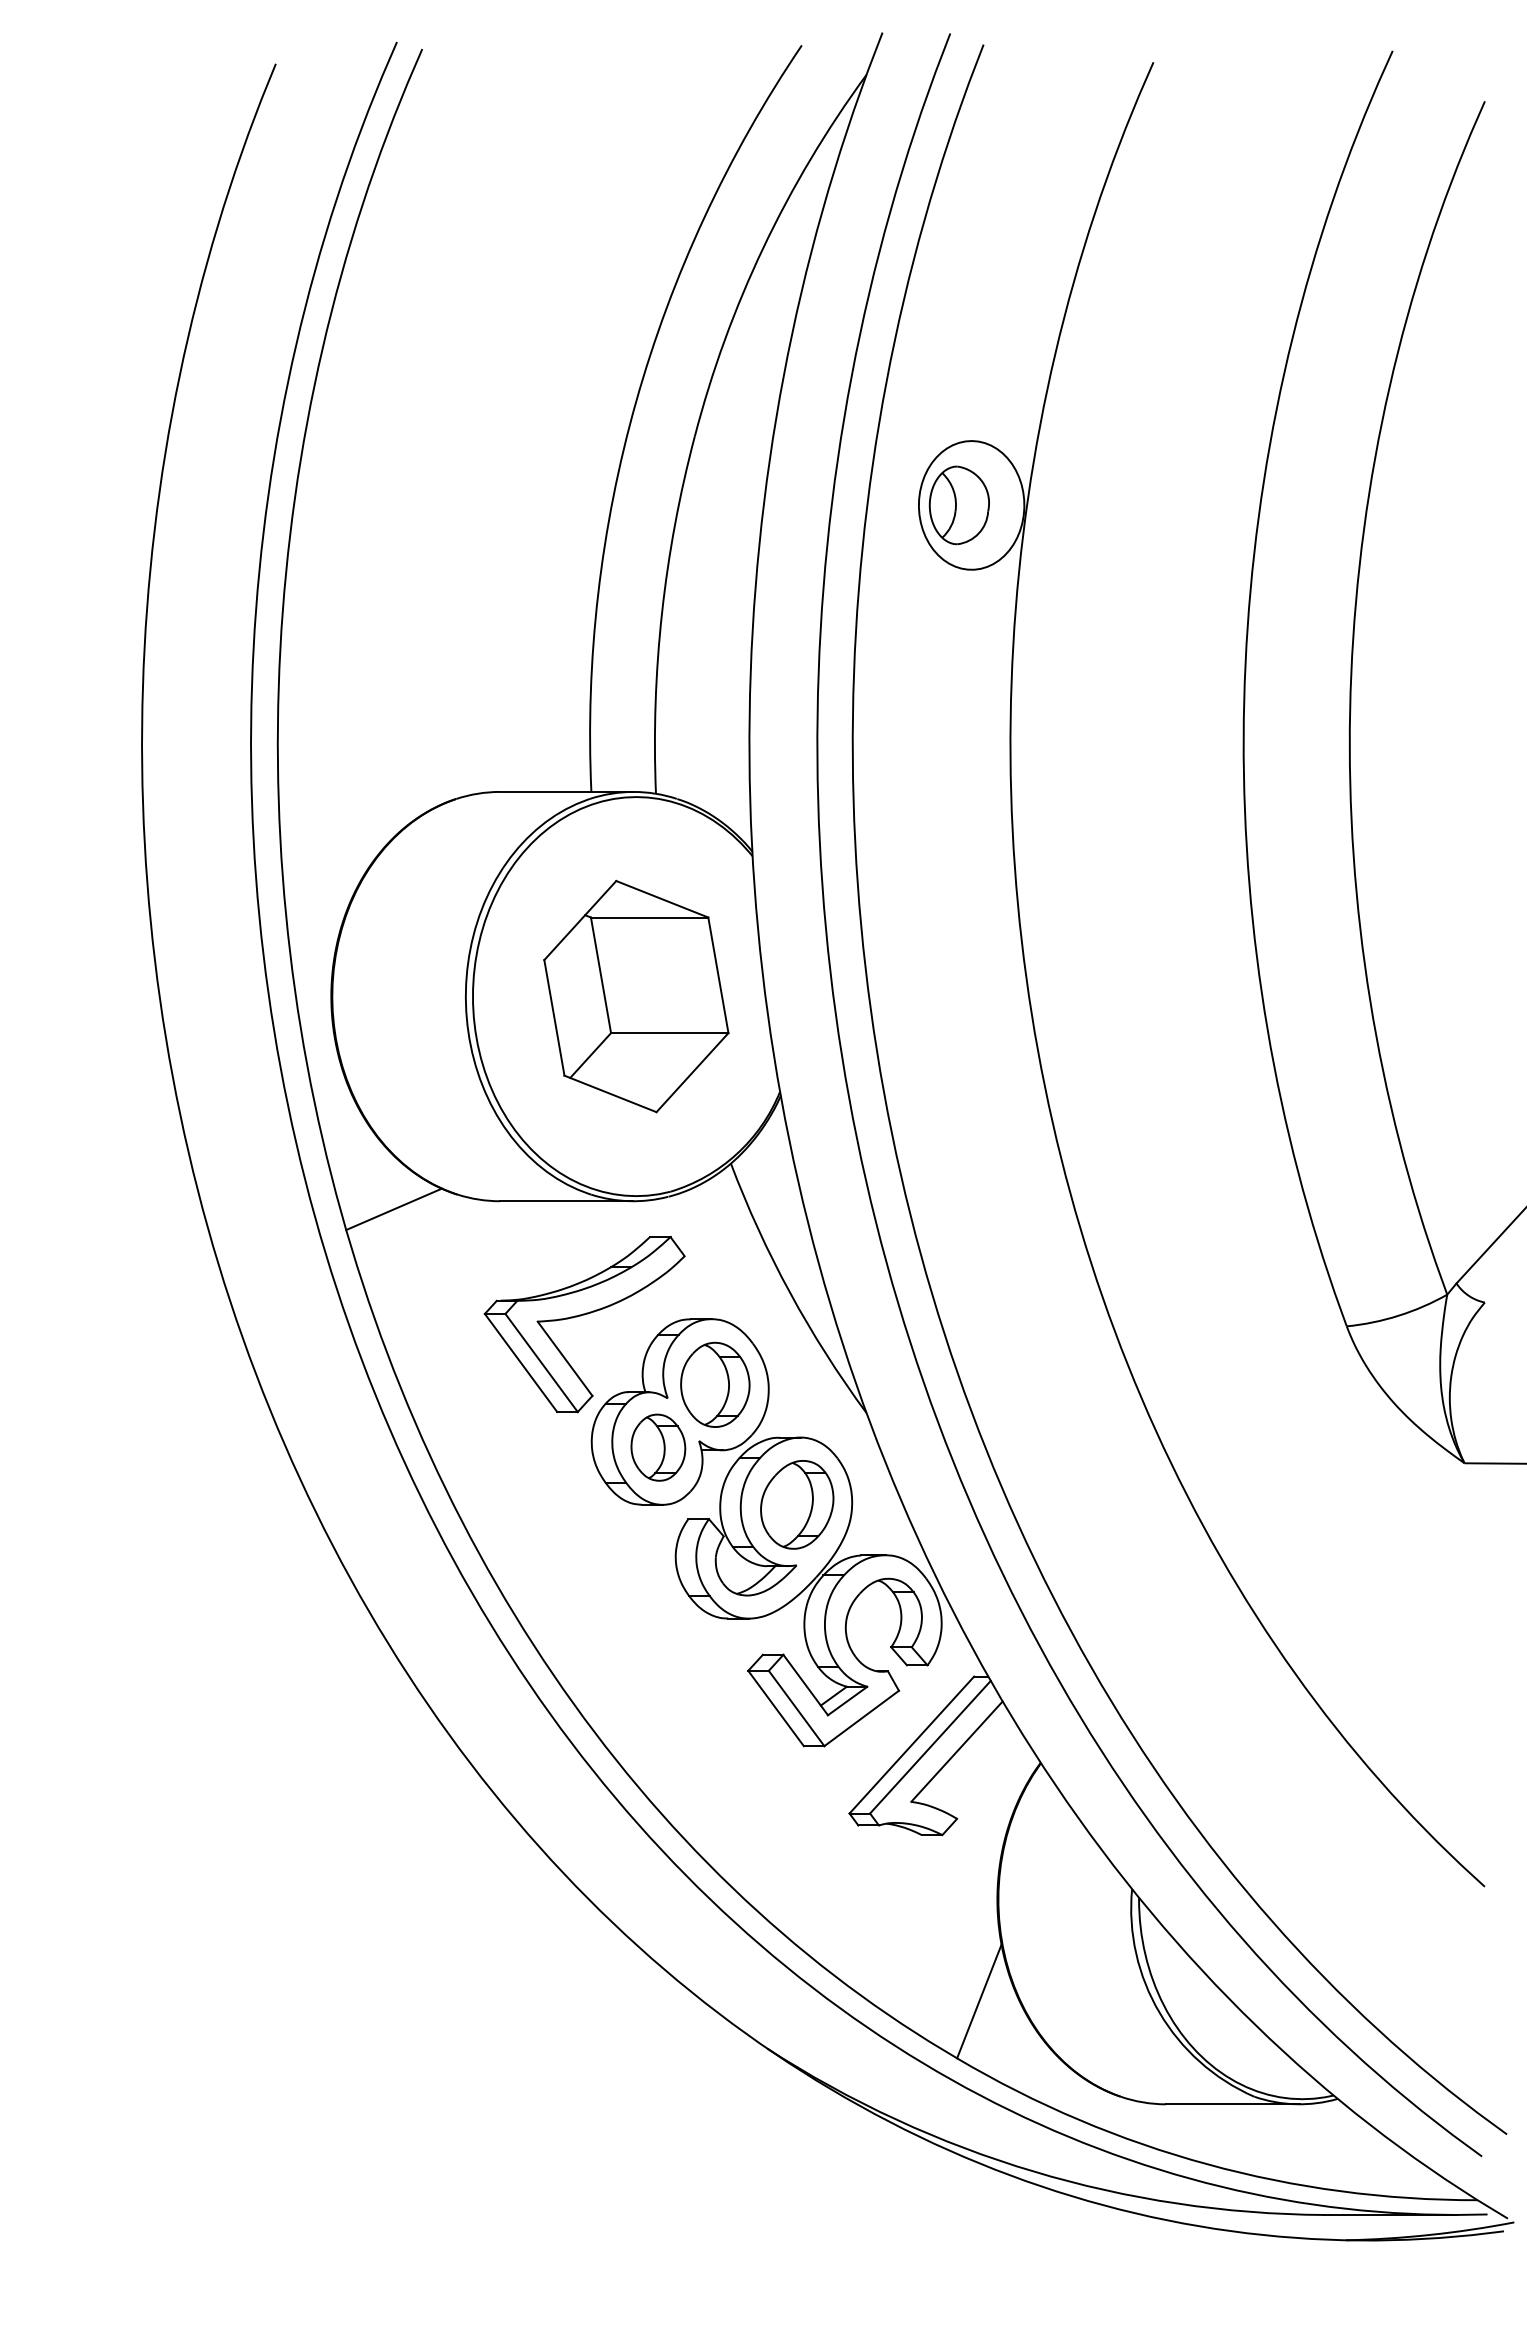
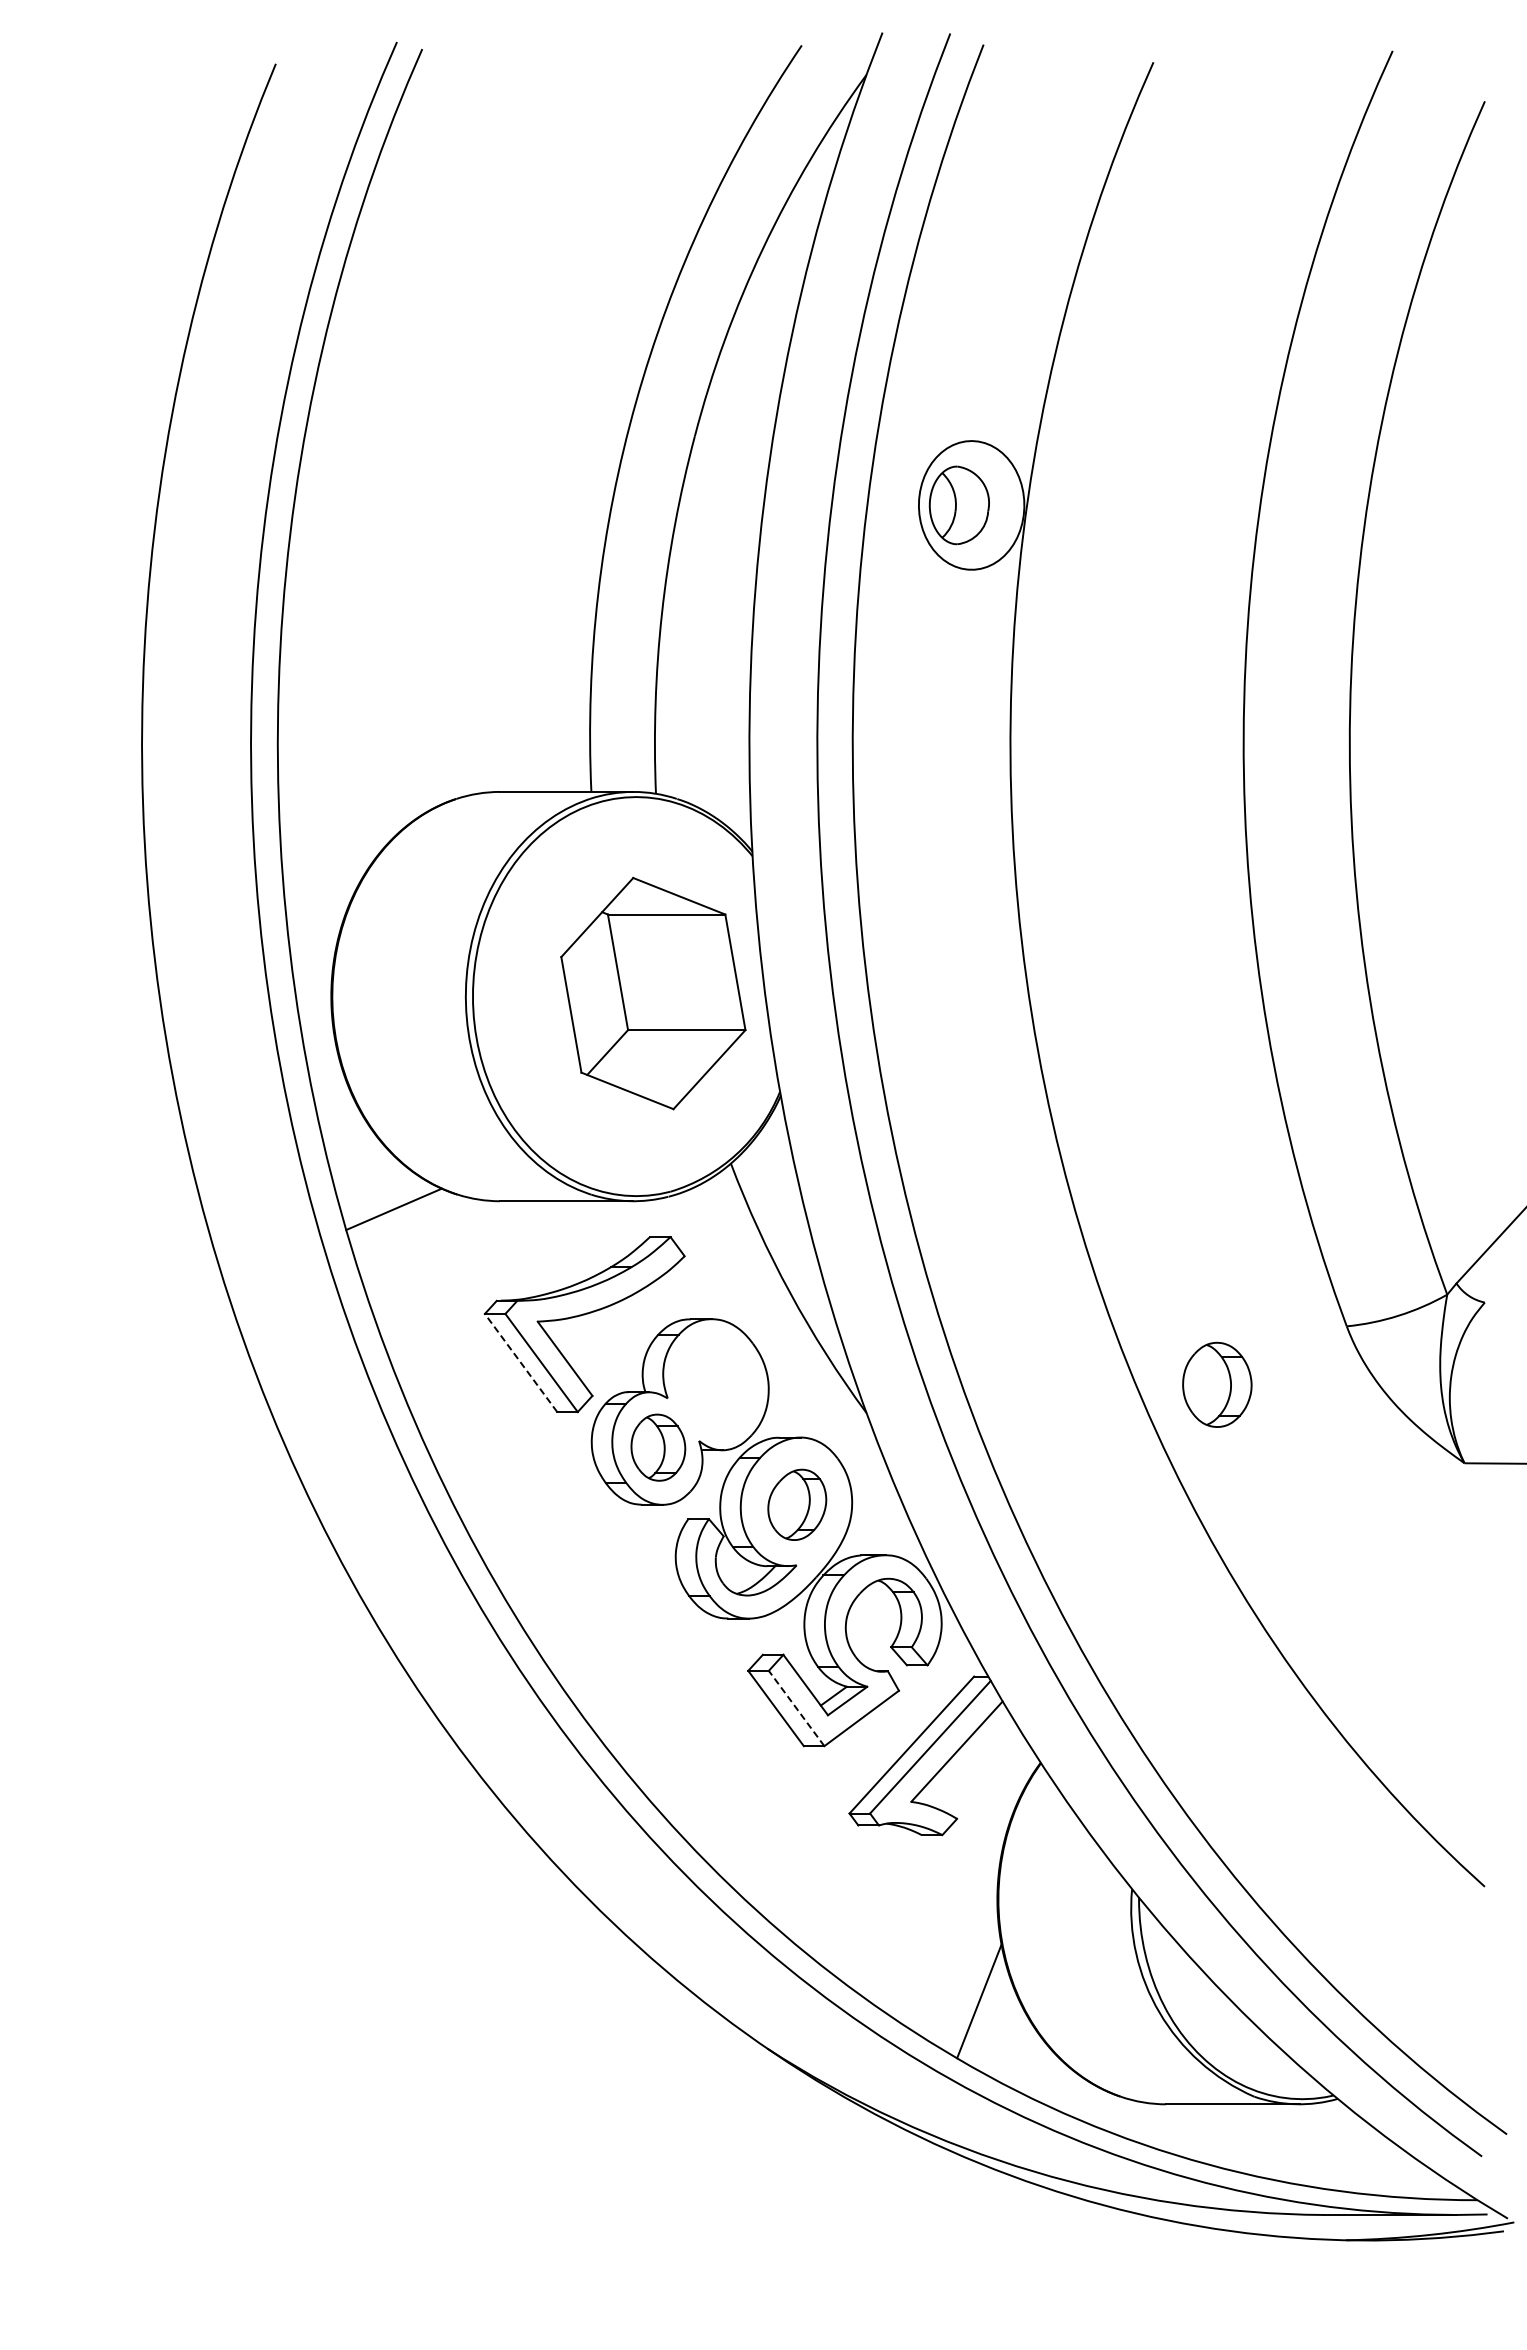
part position: (636, 996) -> (653, 993) (653, 993)
line: solid -> dashed (521, 1362)
part position: (715, 1384) -> (1217, 1384) (1217, 1384)
part size: 75x90 px -> 61x73 px (797, 1504)
line: solid -> dashed (796, 1708)
